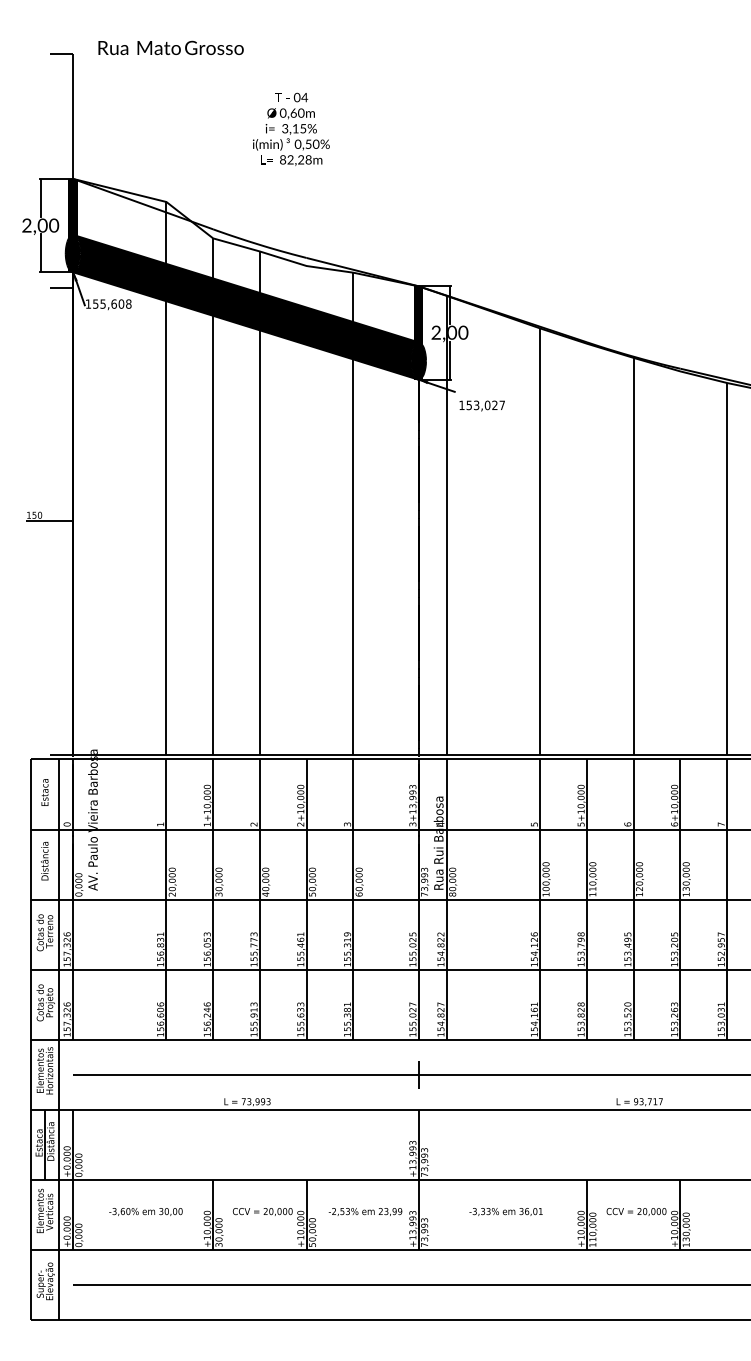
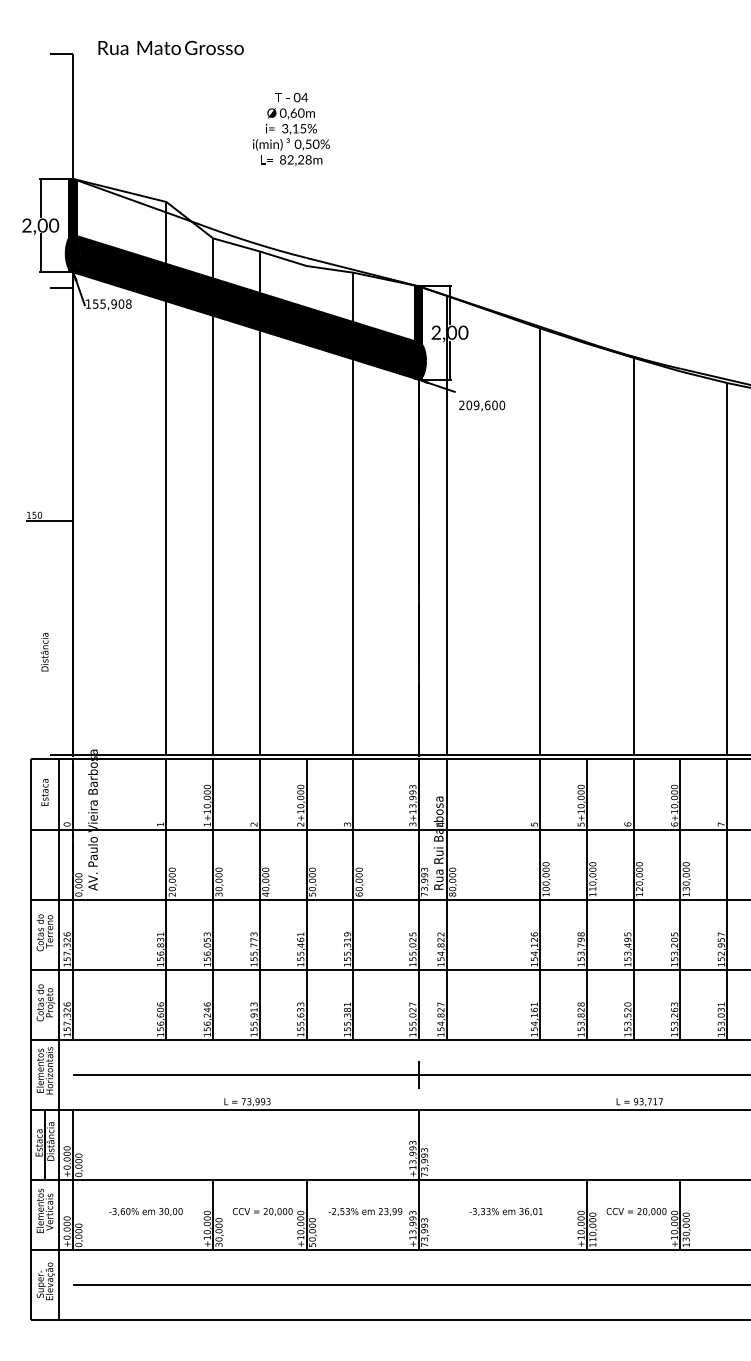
text: 155,608 -> 155,908 (113, 303)
text: 153,027 -> 209,600 (482, 405)
text position: (44, 861) -> (44, 652) (44, 652)
